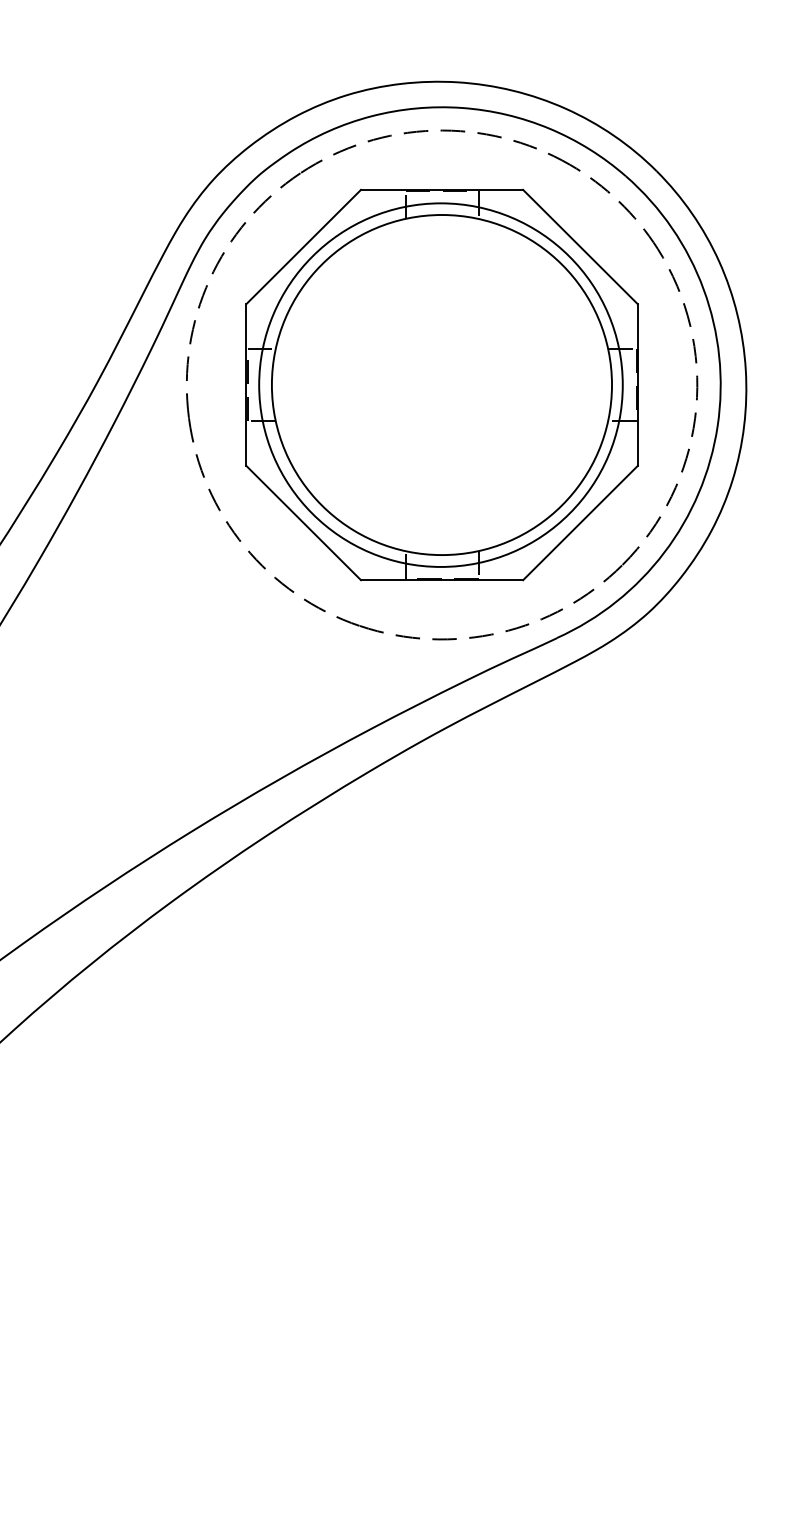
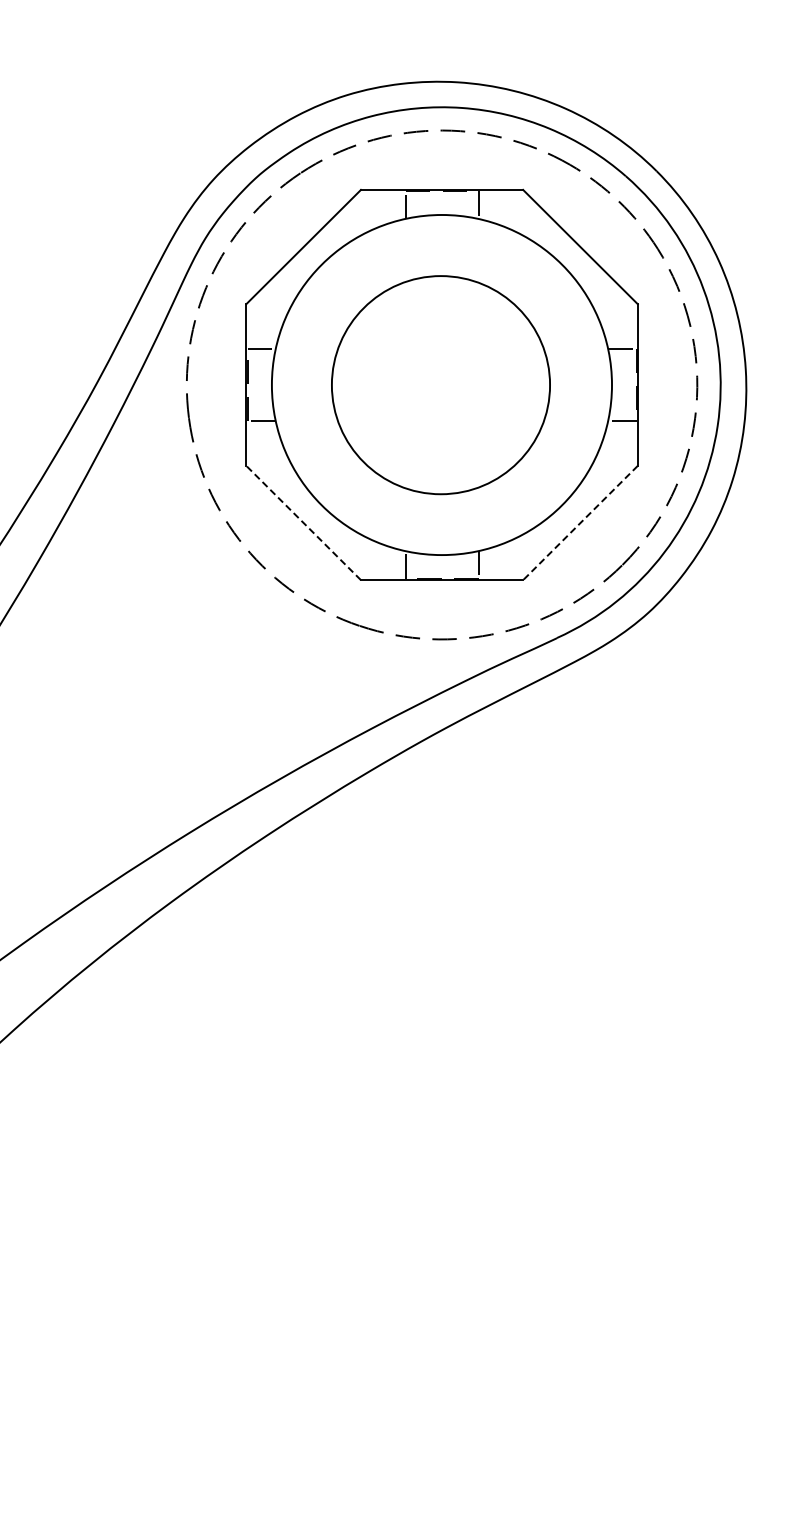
circle diameter: 364 px -> 218 px (440, 385)
line: solid -> dashed (303, 523)
line: solid -> dashed (580, 523)
